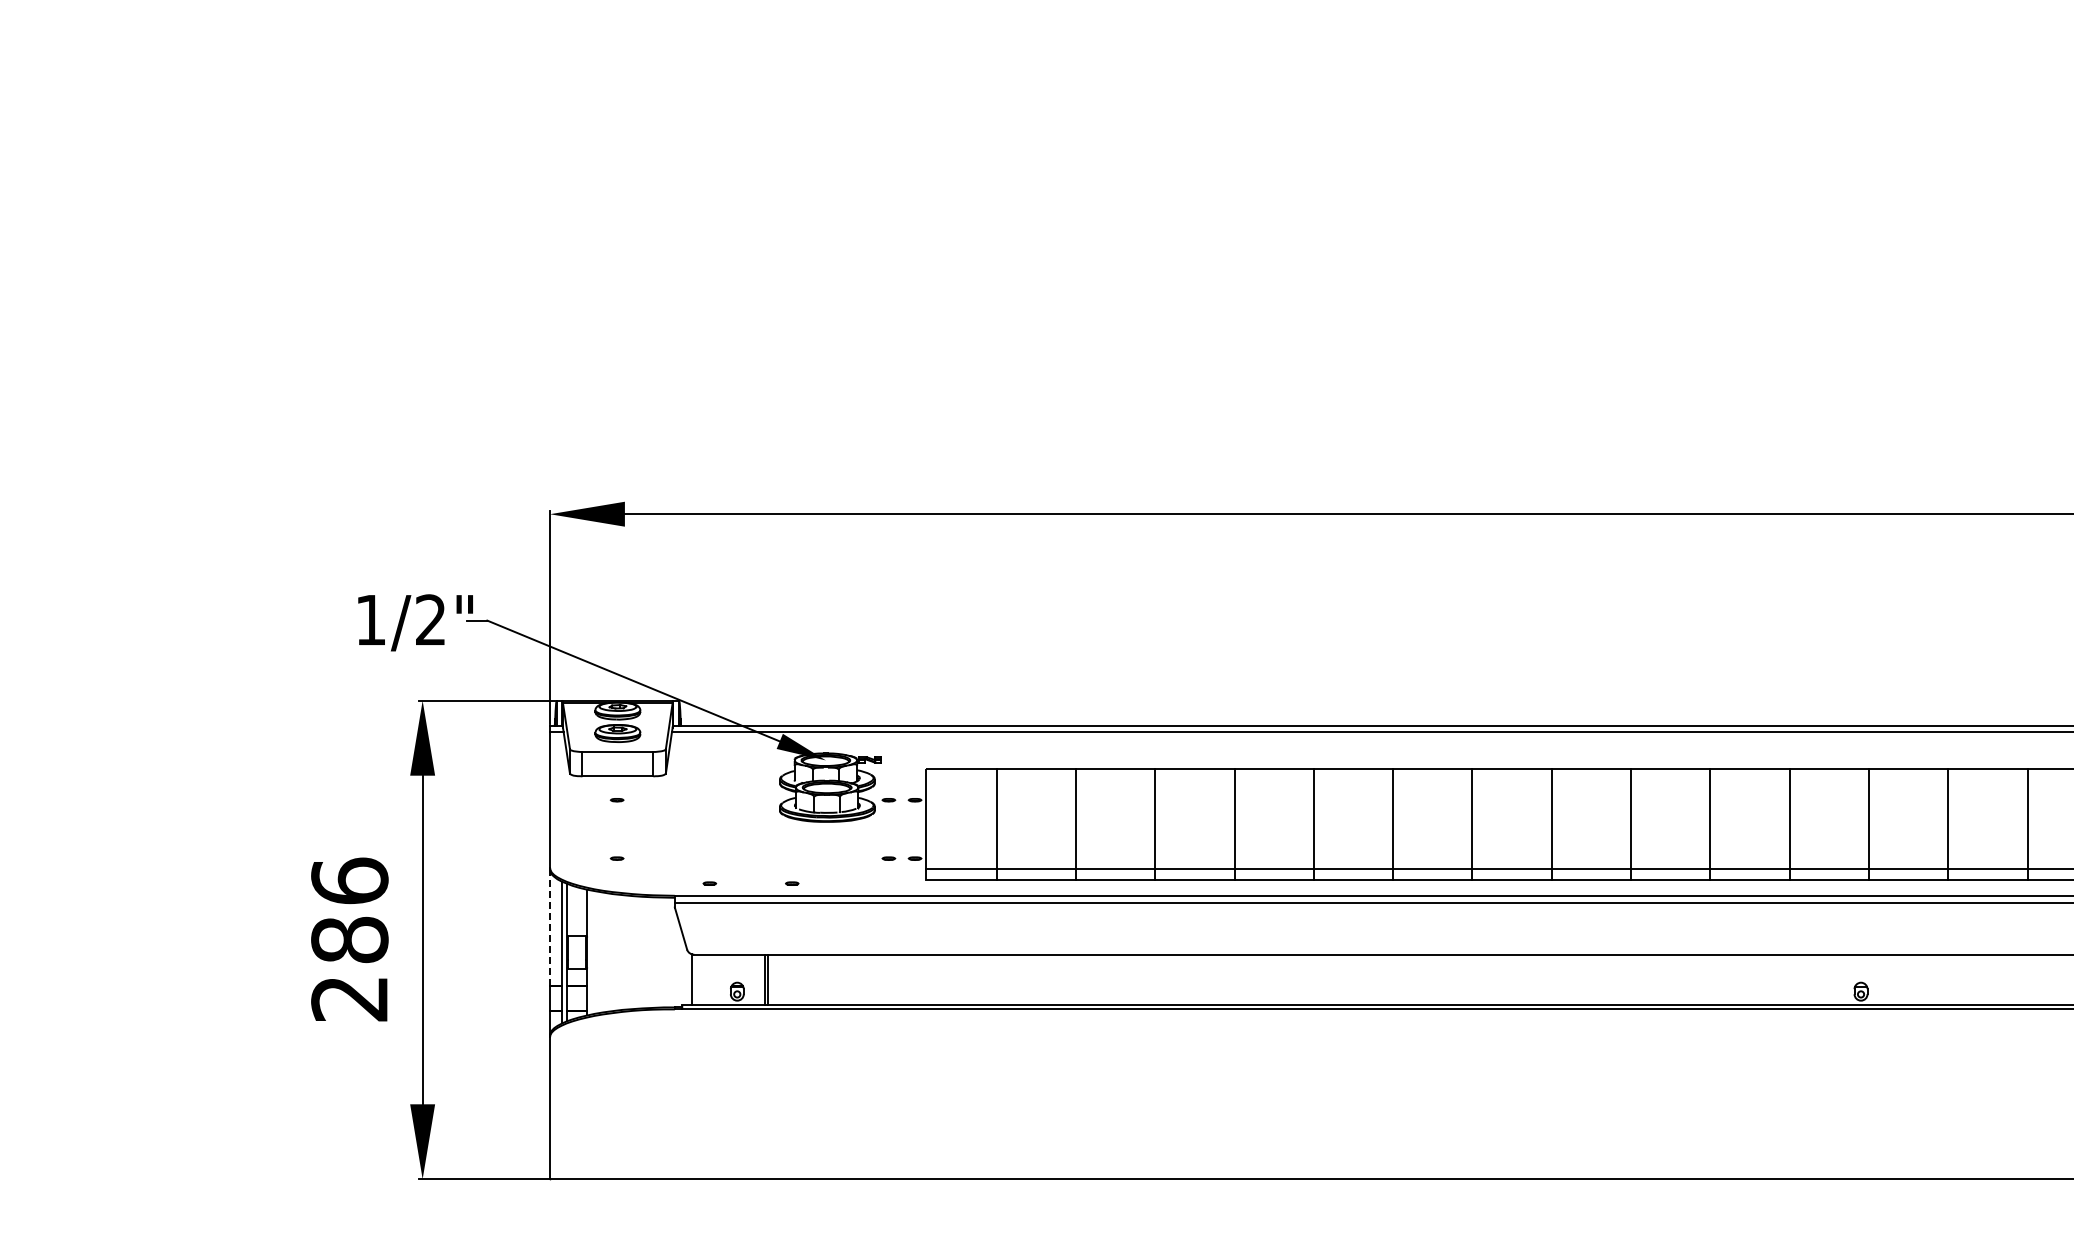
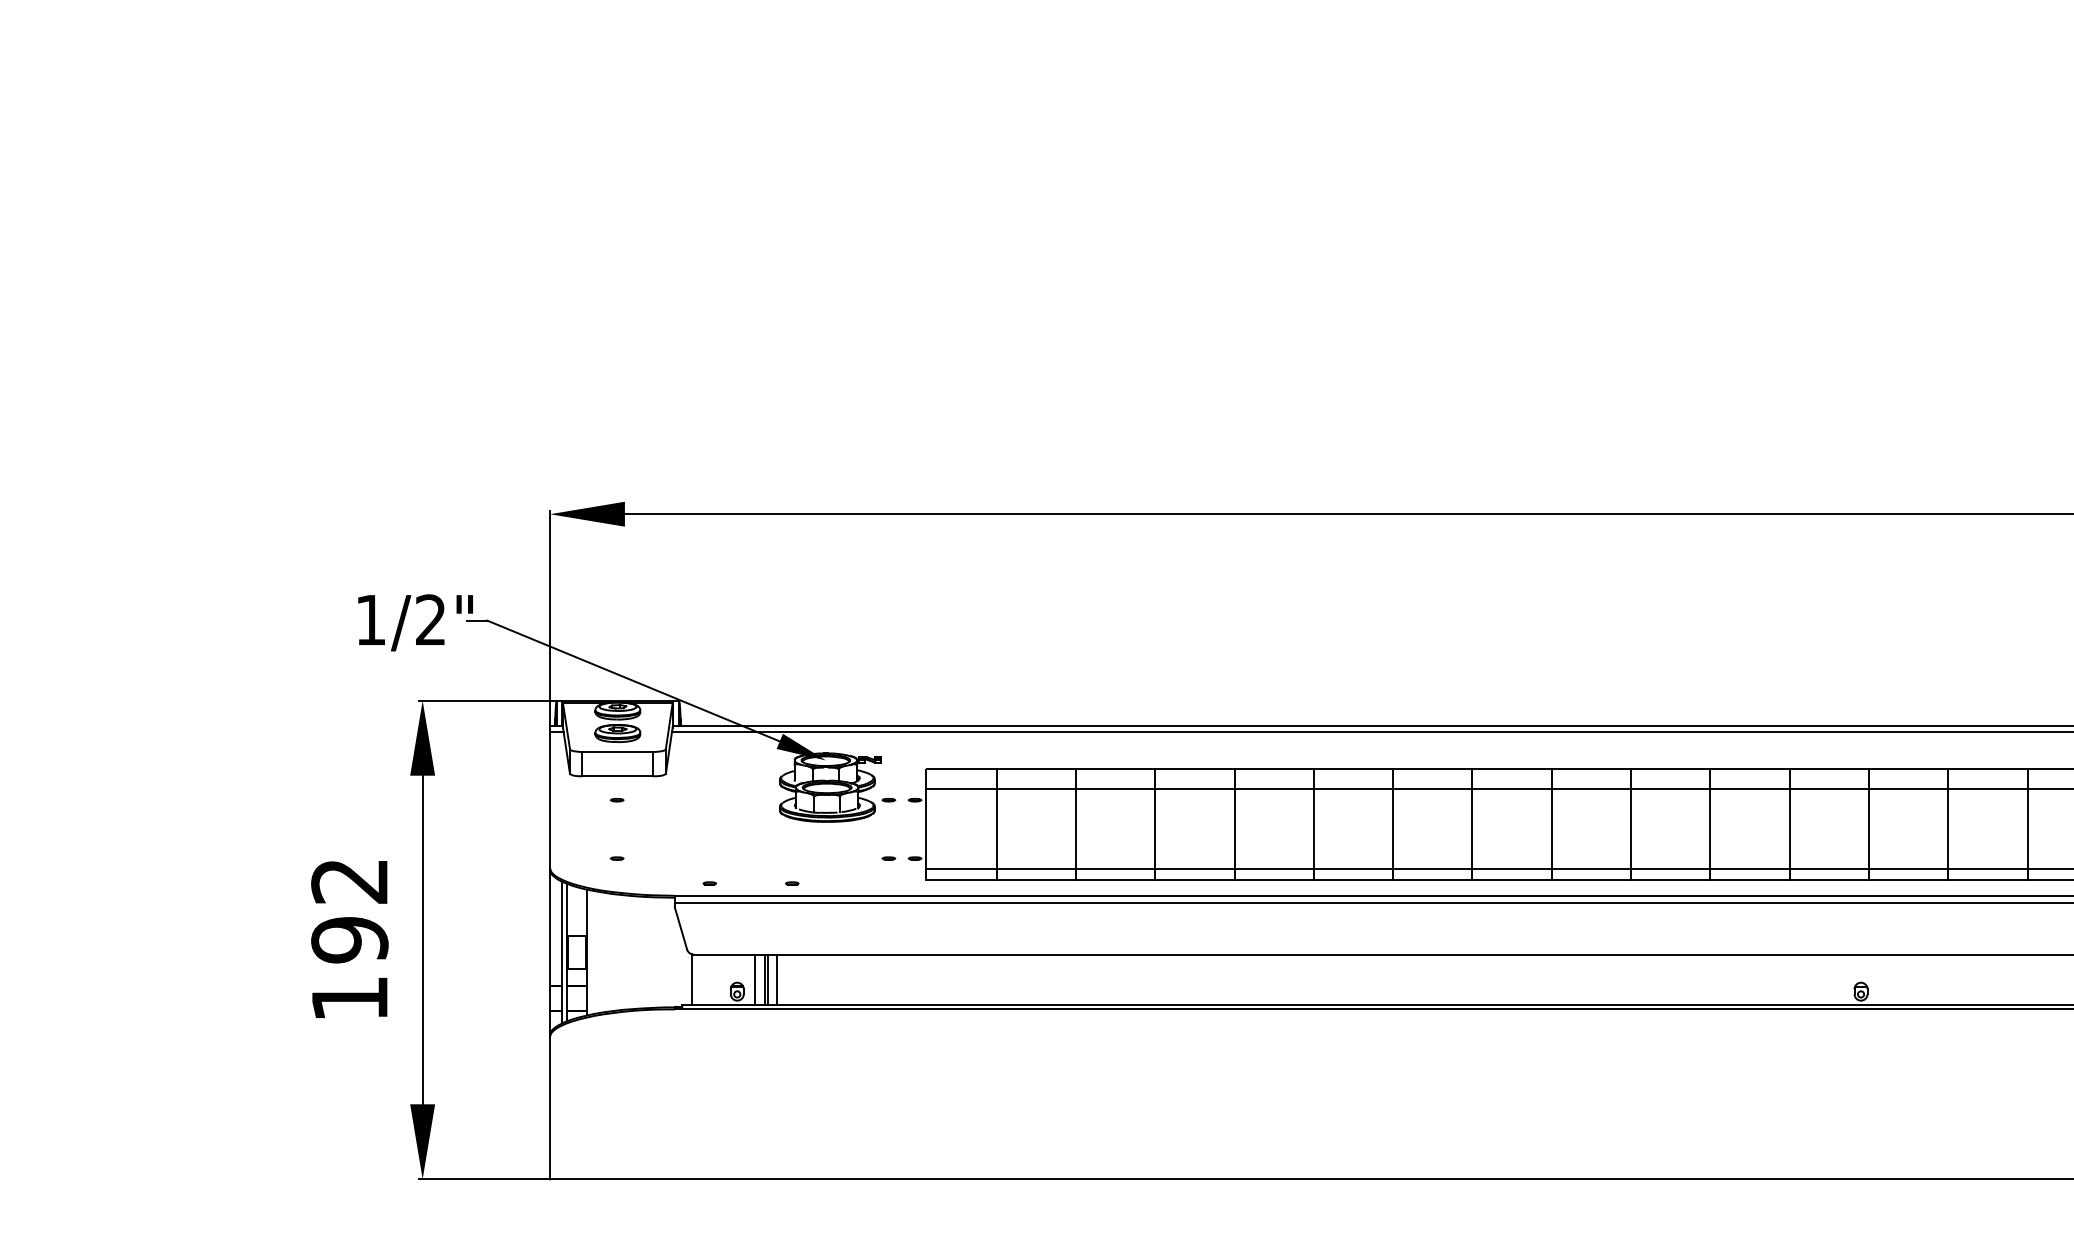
line: none -> present (1497, 789)
line: dashed -> solid (550, 927)
text: 286 -> 192 (349, 939)
line: none -> present (754, 979)
line: none -> present (777, 979)
